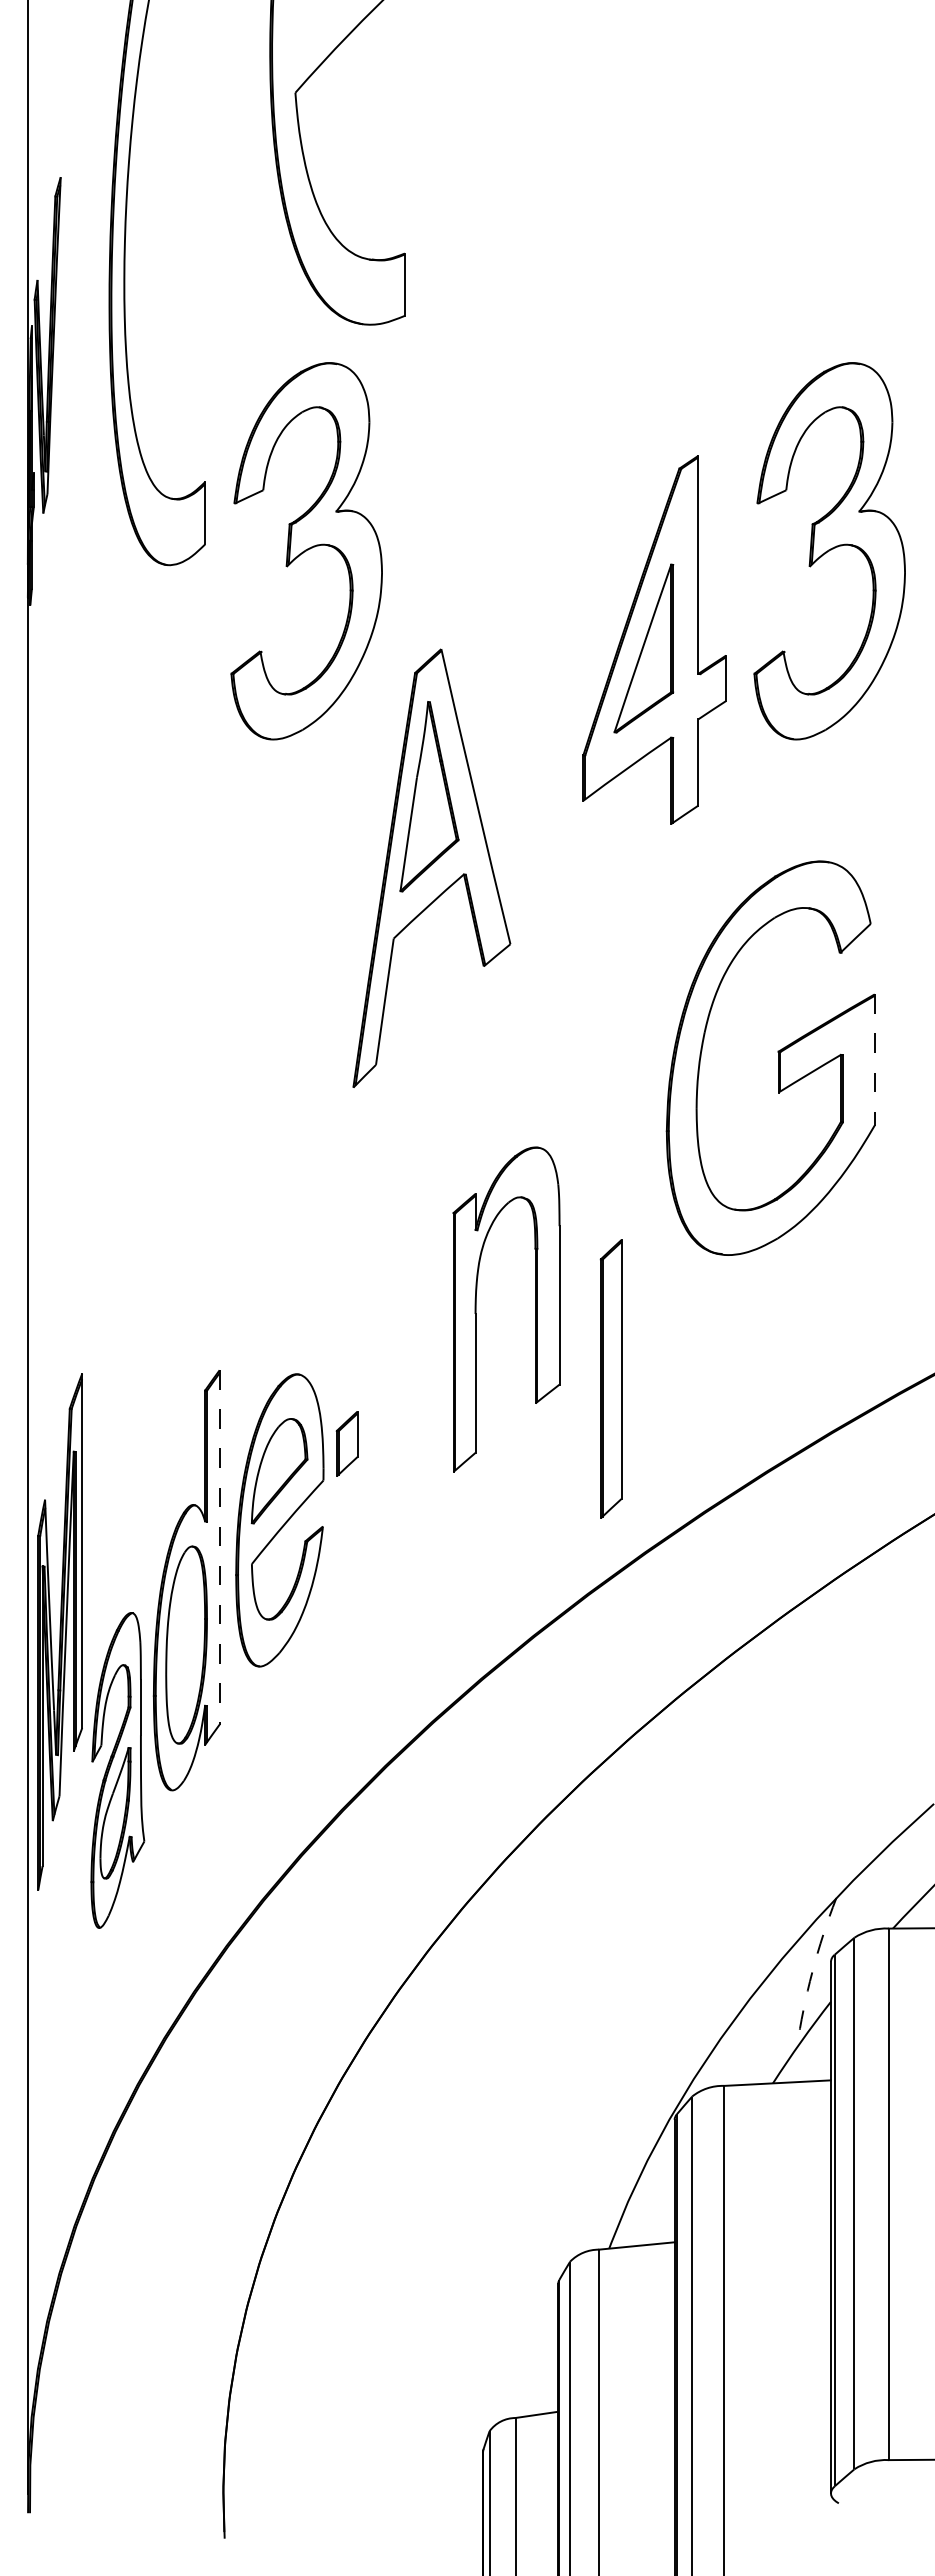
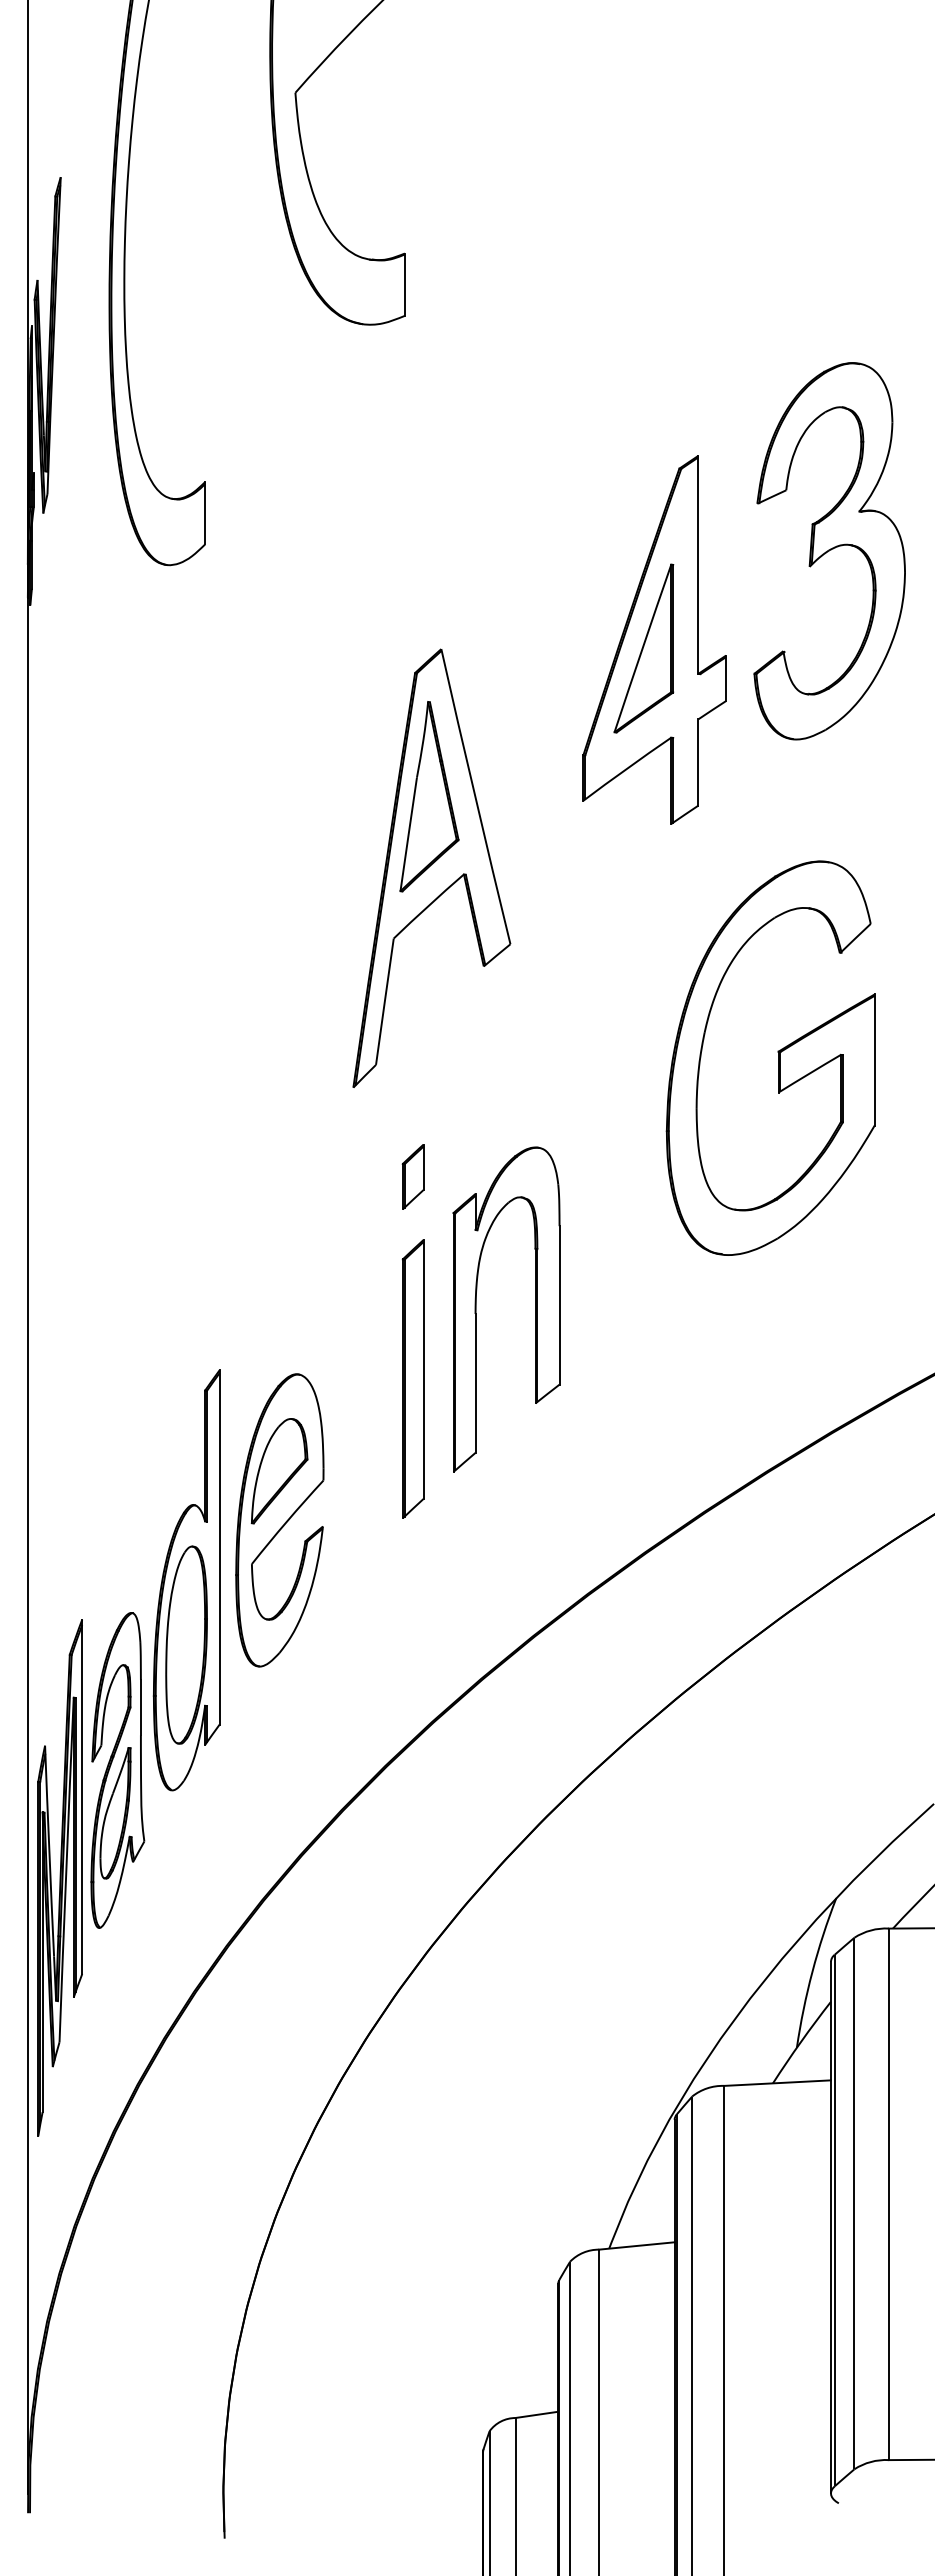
part: present -> none (306, 551)
line: dashed -> solid (874, 1059)
part position: (610, 1378) -> (412, 1378) (412, 1378)
part position: (346, 1443) -> (412, 1176) (412, 1176)
line: dashed -> solid (219, 1547)
part position: (59, 1631) -> (59, 1877) (59, 1877)
arc: dashed -> solid (812, 1971)
